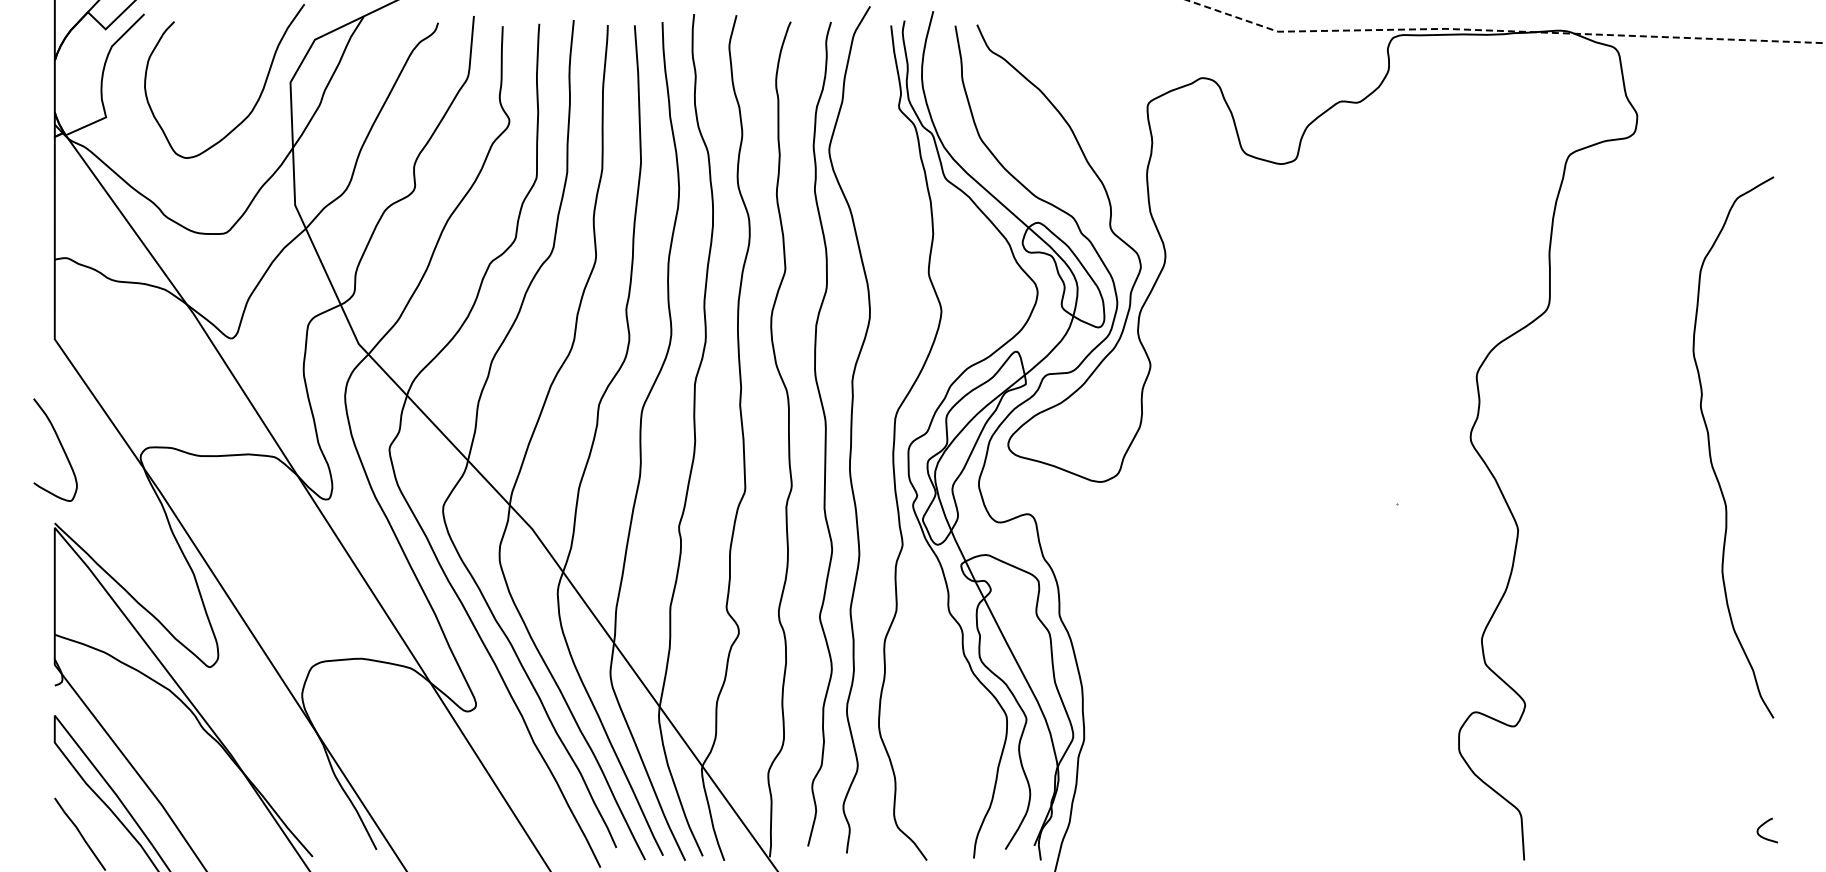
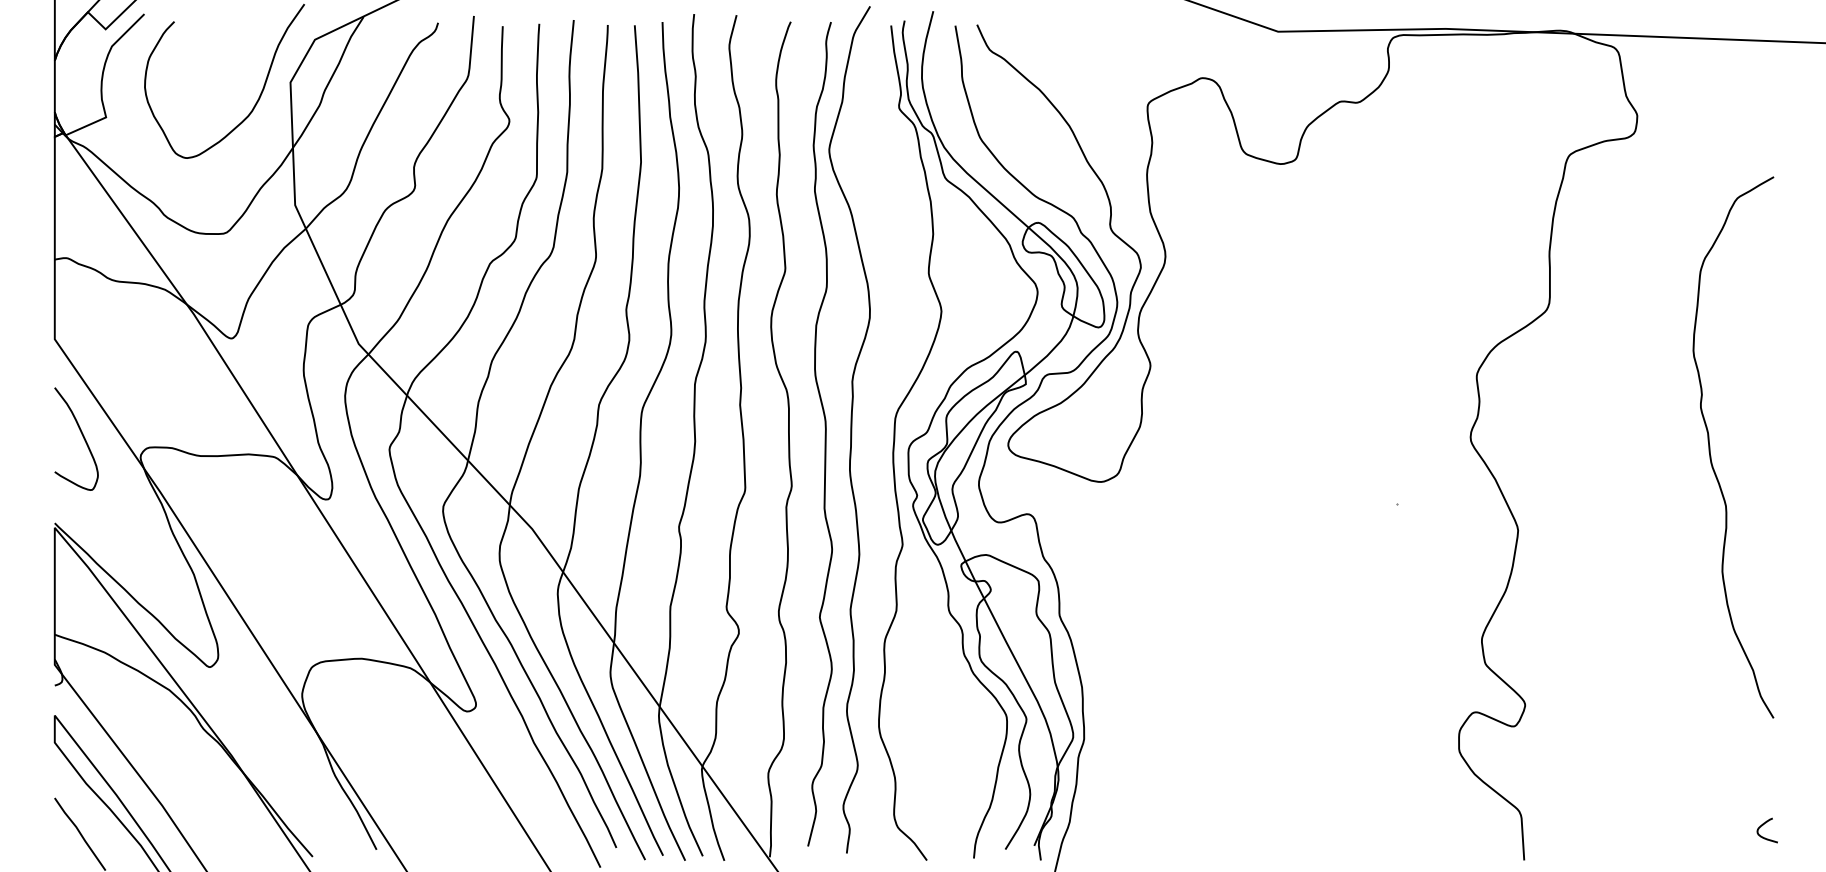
line: dashed -> solid (1502, 31)
curve position: (61, 447) -> (82, 436) (82, 436)
